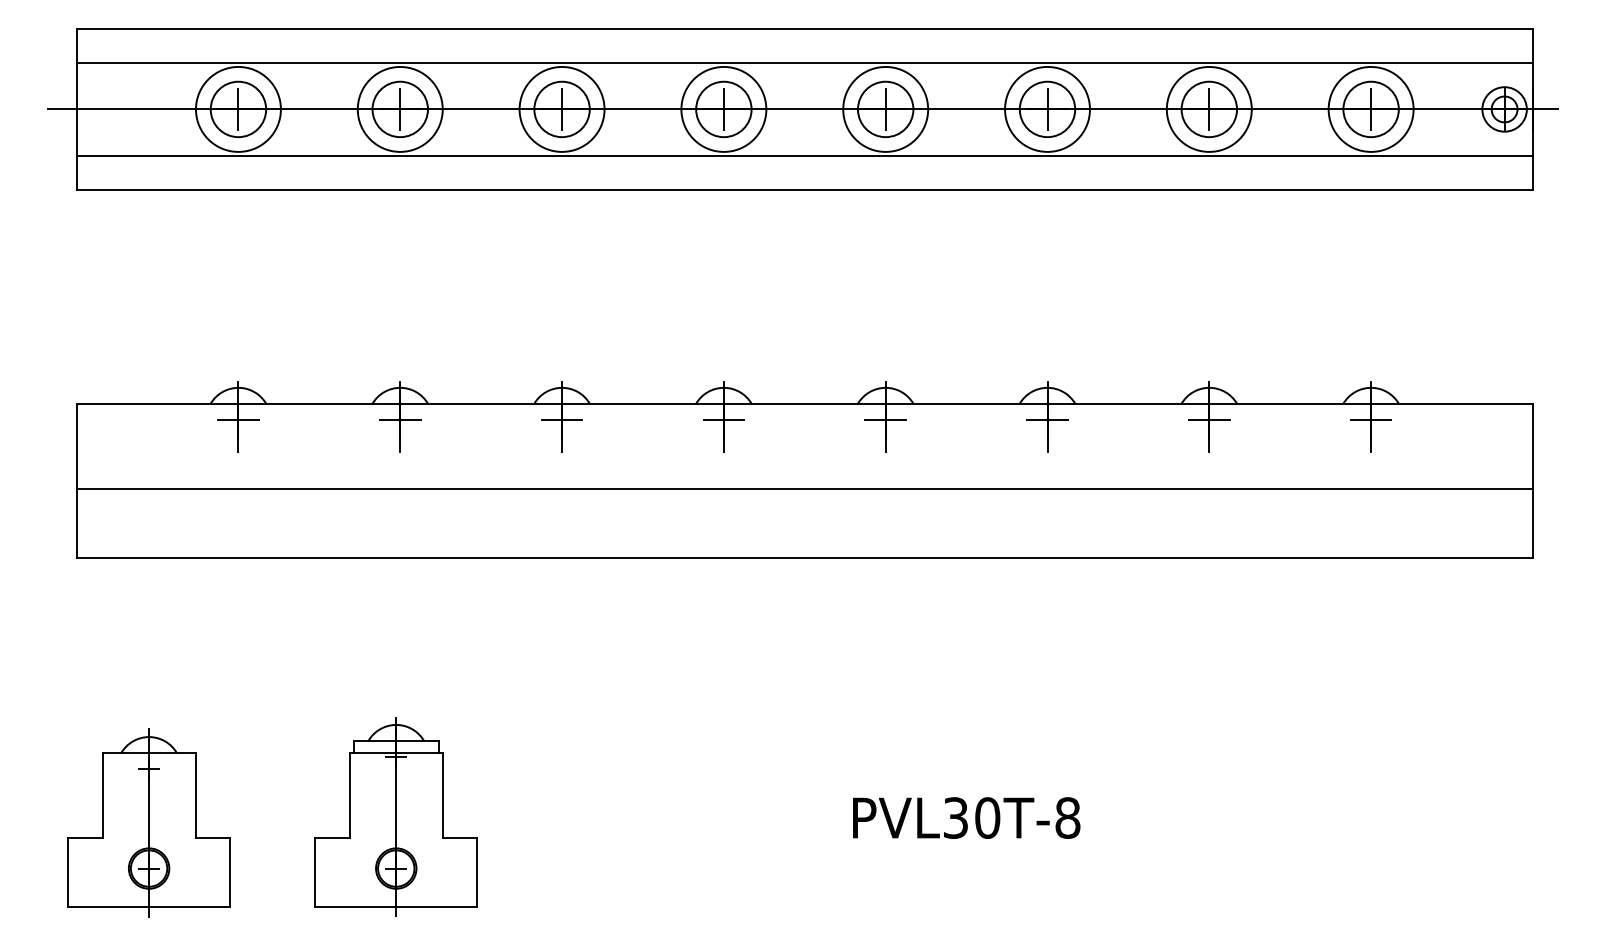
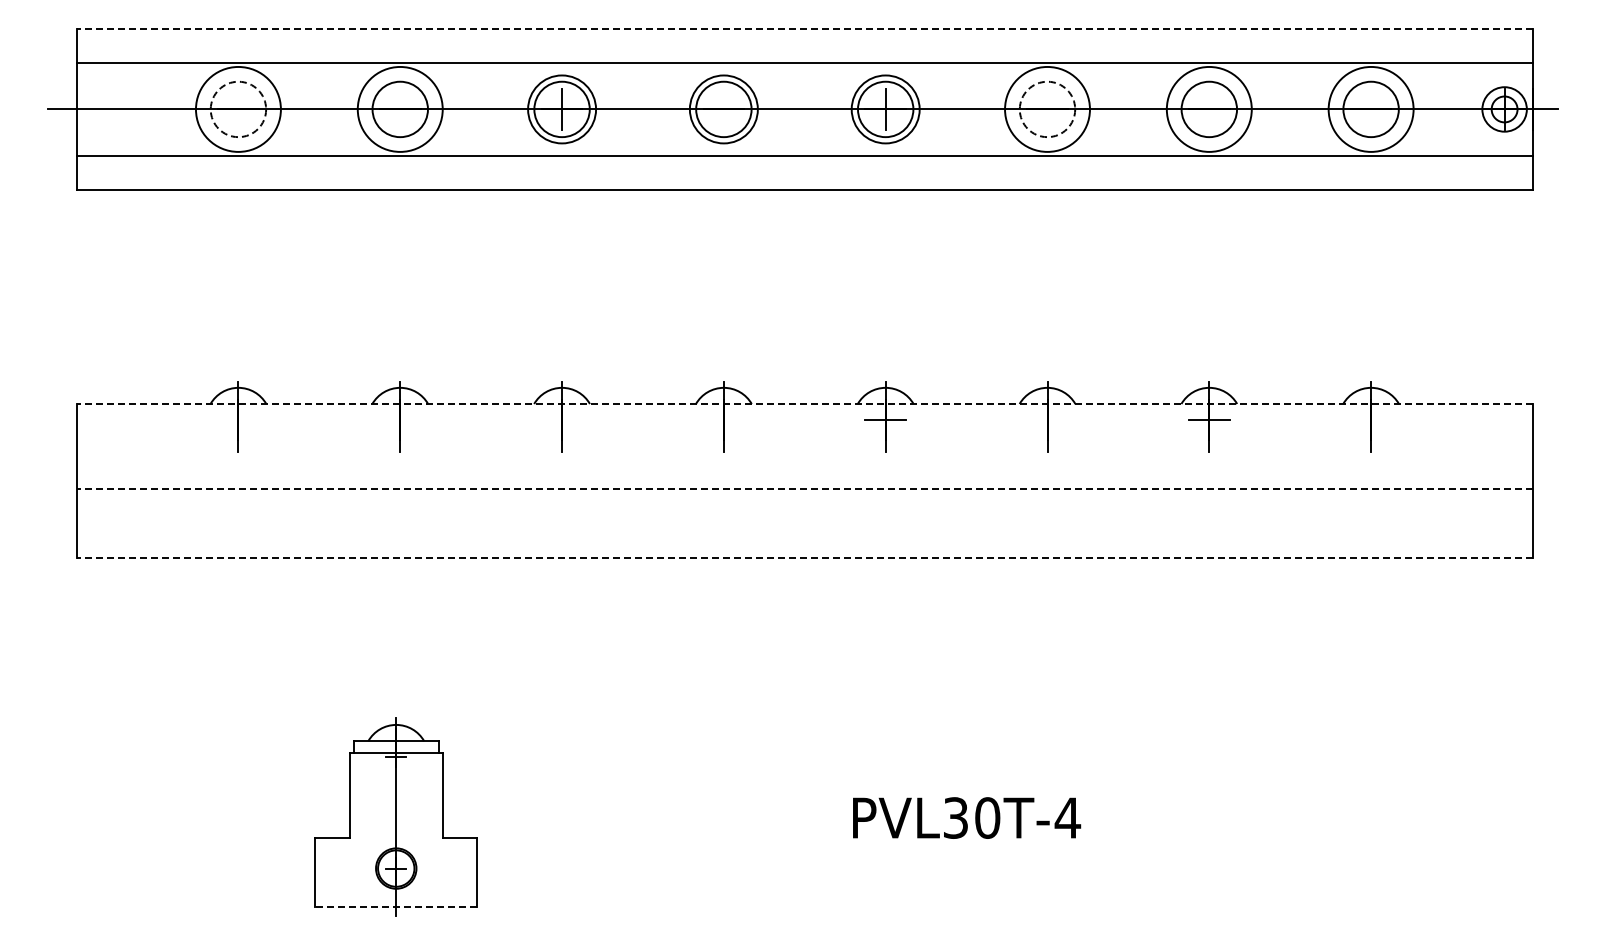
line: solid -> dashed (804, 28)
circle diameter: 85 px -> 68 px (562, 109)
circle diameter: 85 px -> 68 px (723, 109)
circle diameter: 85 px -> 68 px (885, 109)
circle: solid -> dashed (238, 109)
line: present -> none (238, 109)
line: present -> none (400, 109)
line: present -> none (723, 109)
circle: solid -> dashed (1047, 109)
line: present -> none (1047, 109)
line: present -> none (1209, 109)
line: present -> none (1371, 109)
line: solid -> dashed (804, 404)
line: present -> none (238, 419)
line: present -> none (400, 419)
line: present -> none (561, 419)
line: present -> none (723, 419)
line: present -> none (1047, 419)
line: present -> none (1370, 419)
line: solid -> dashed (804, 488)
line: solid -> dashed (804, 557)
text: PVL30T-8 -> PVL30T-4 (1067, 817)
part: present -> none (148, 822)
line: solid -> dashed (396, 907)
